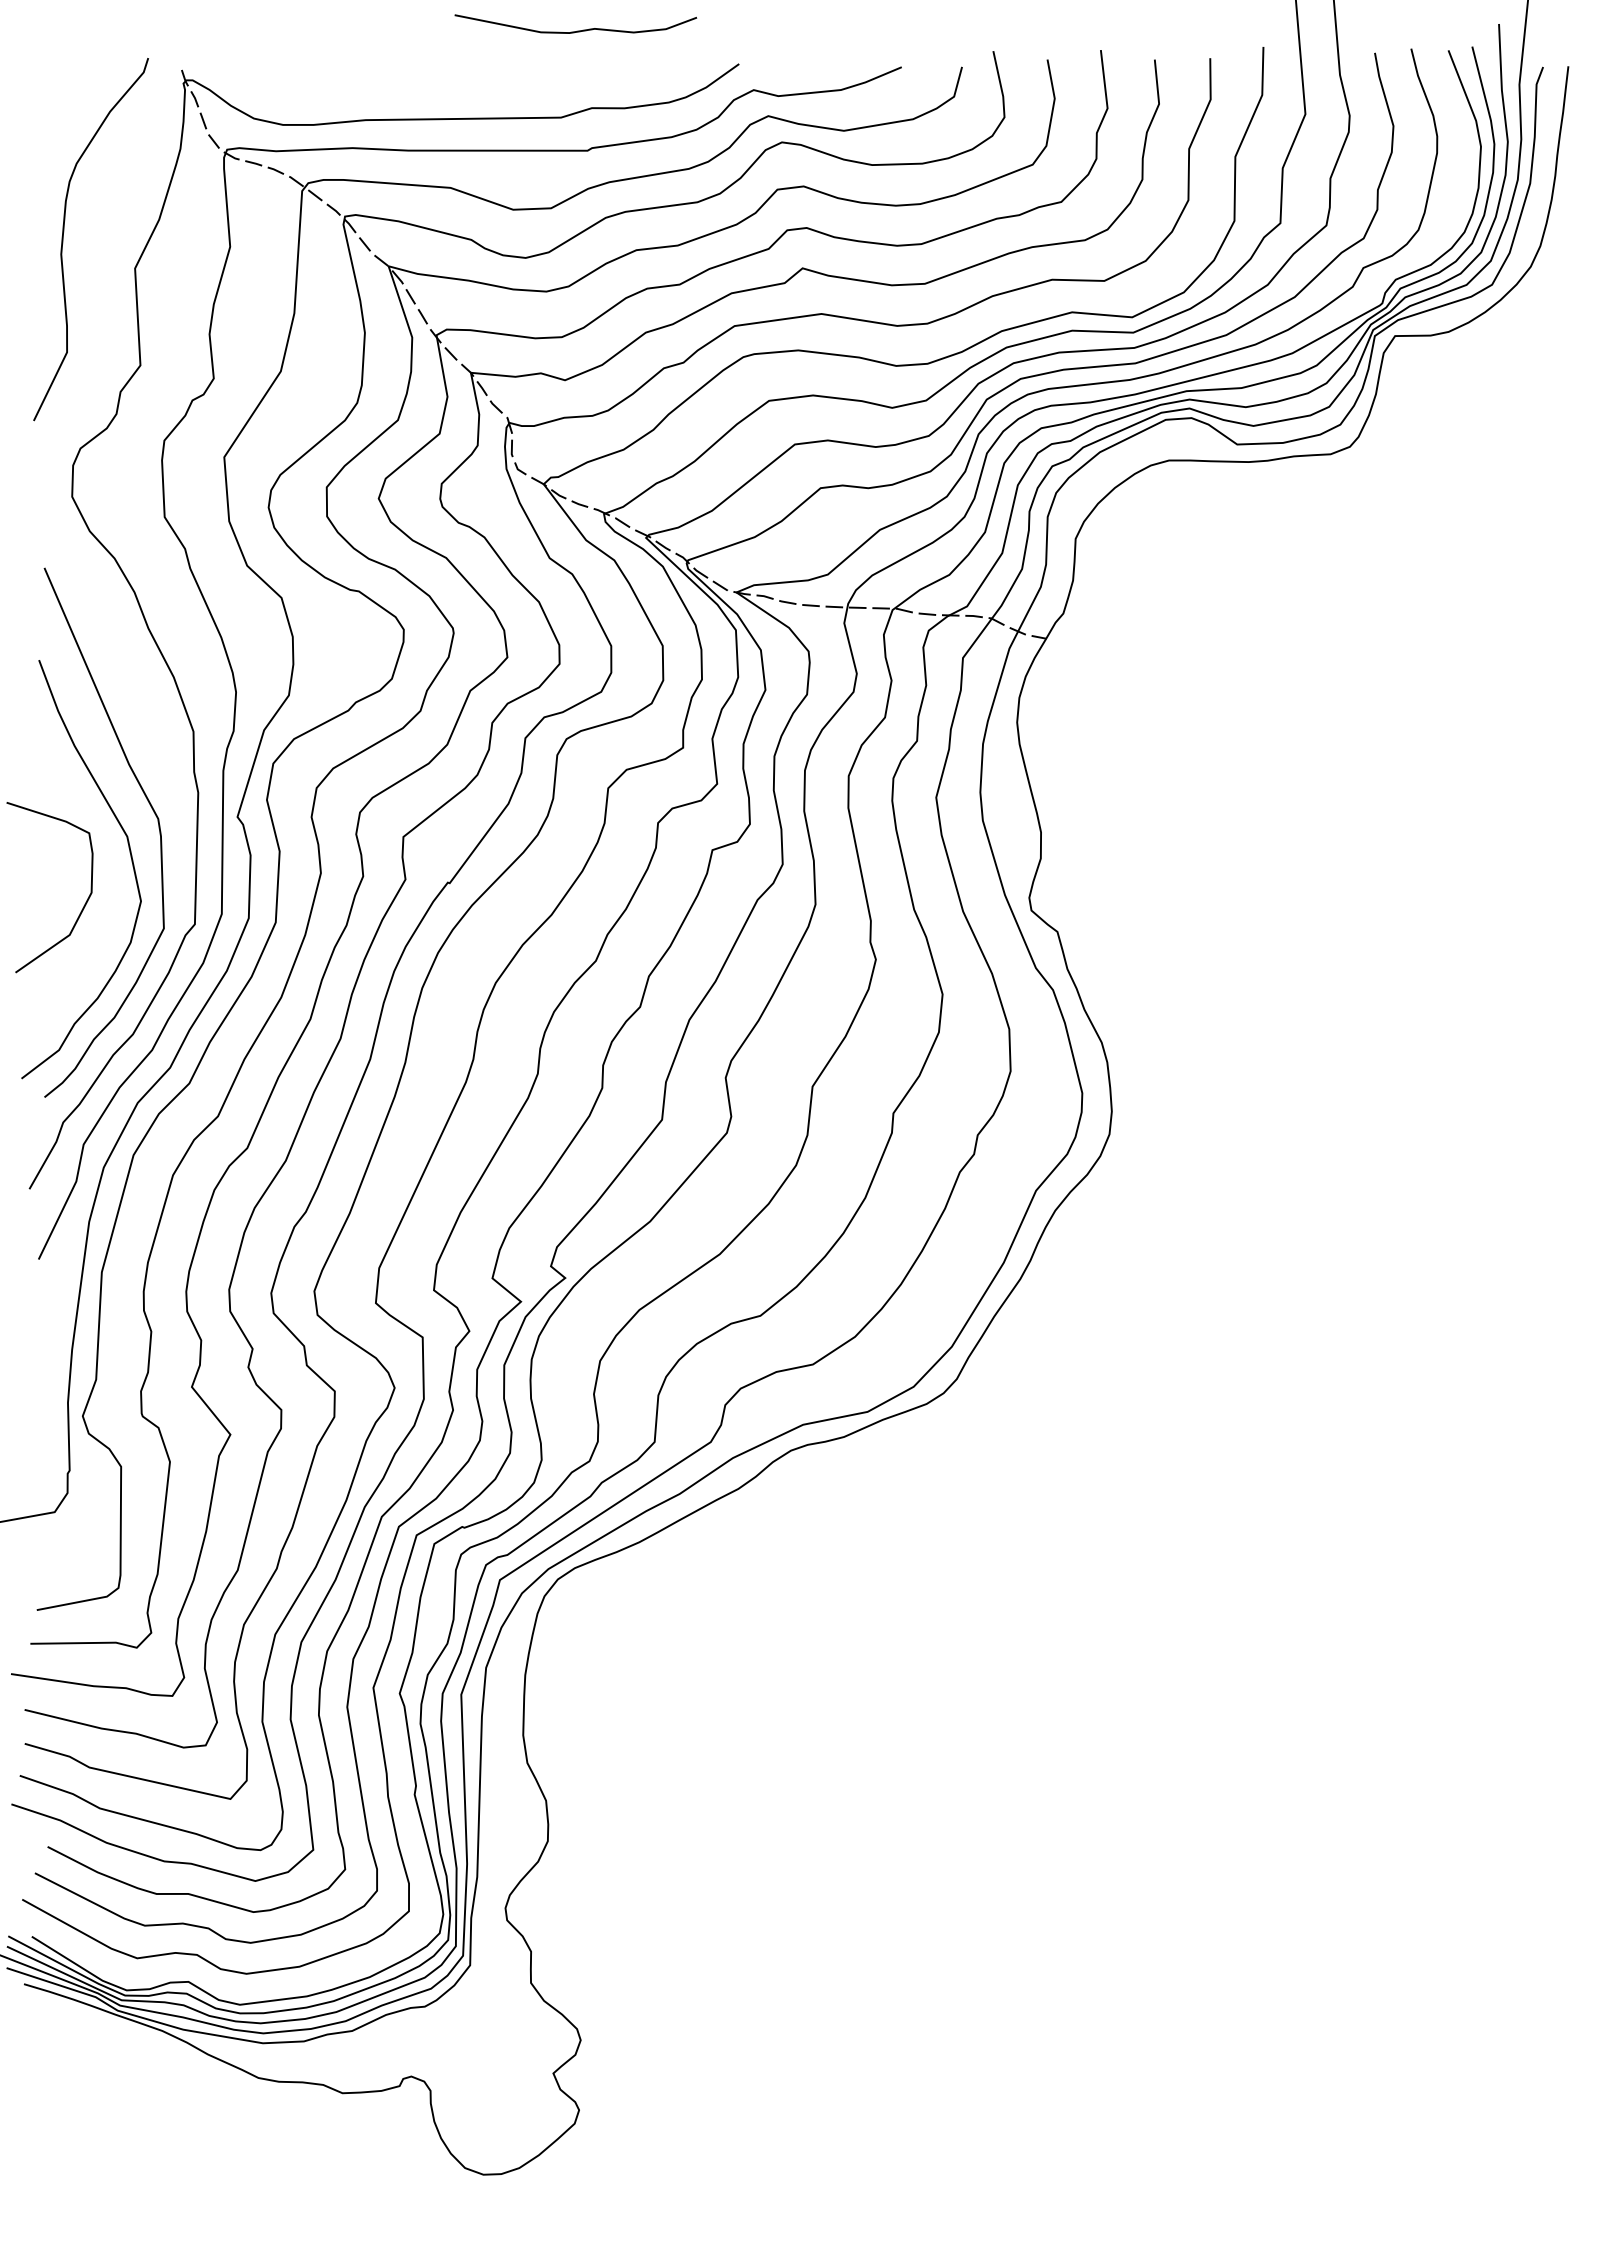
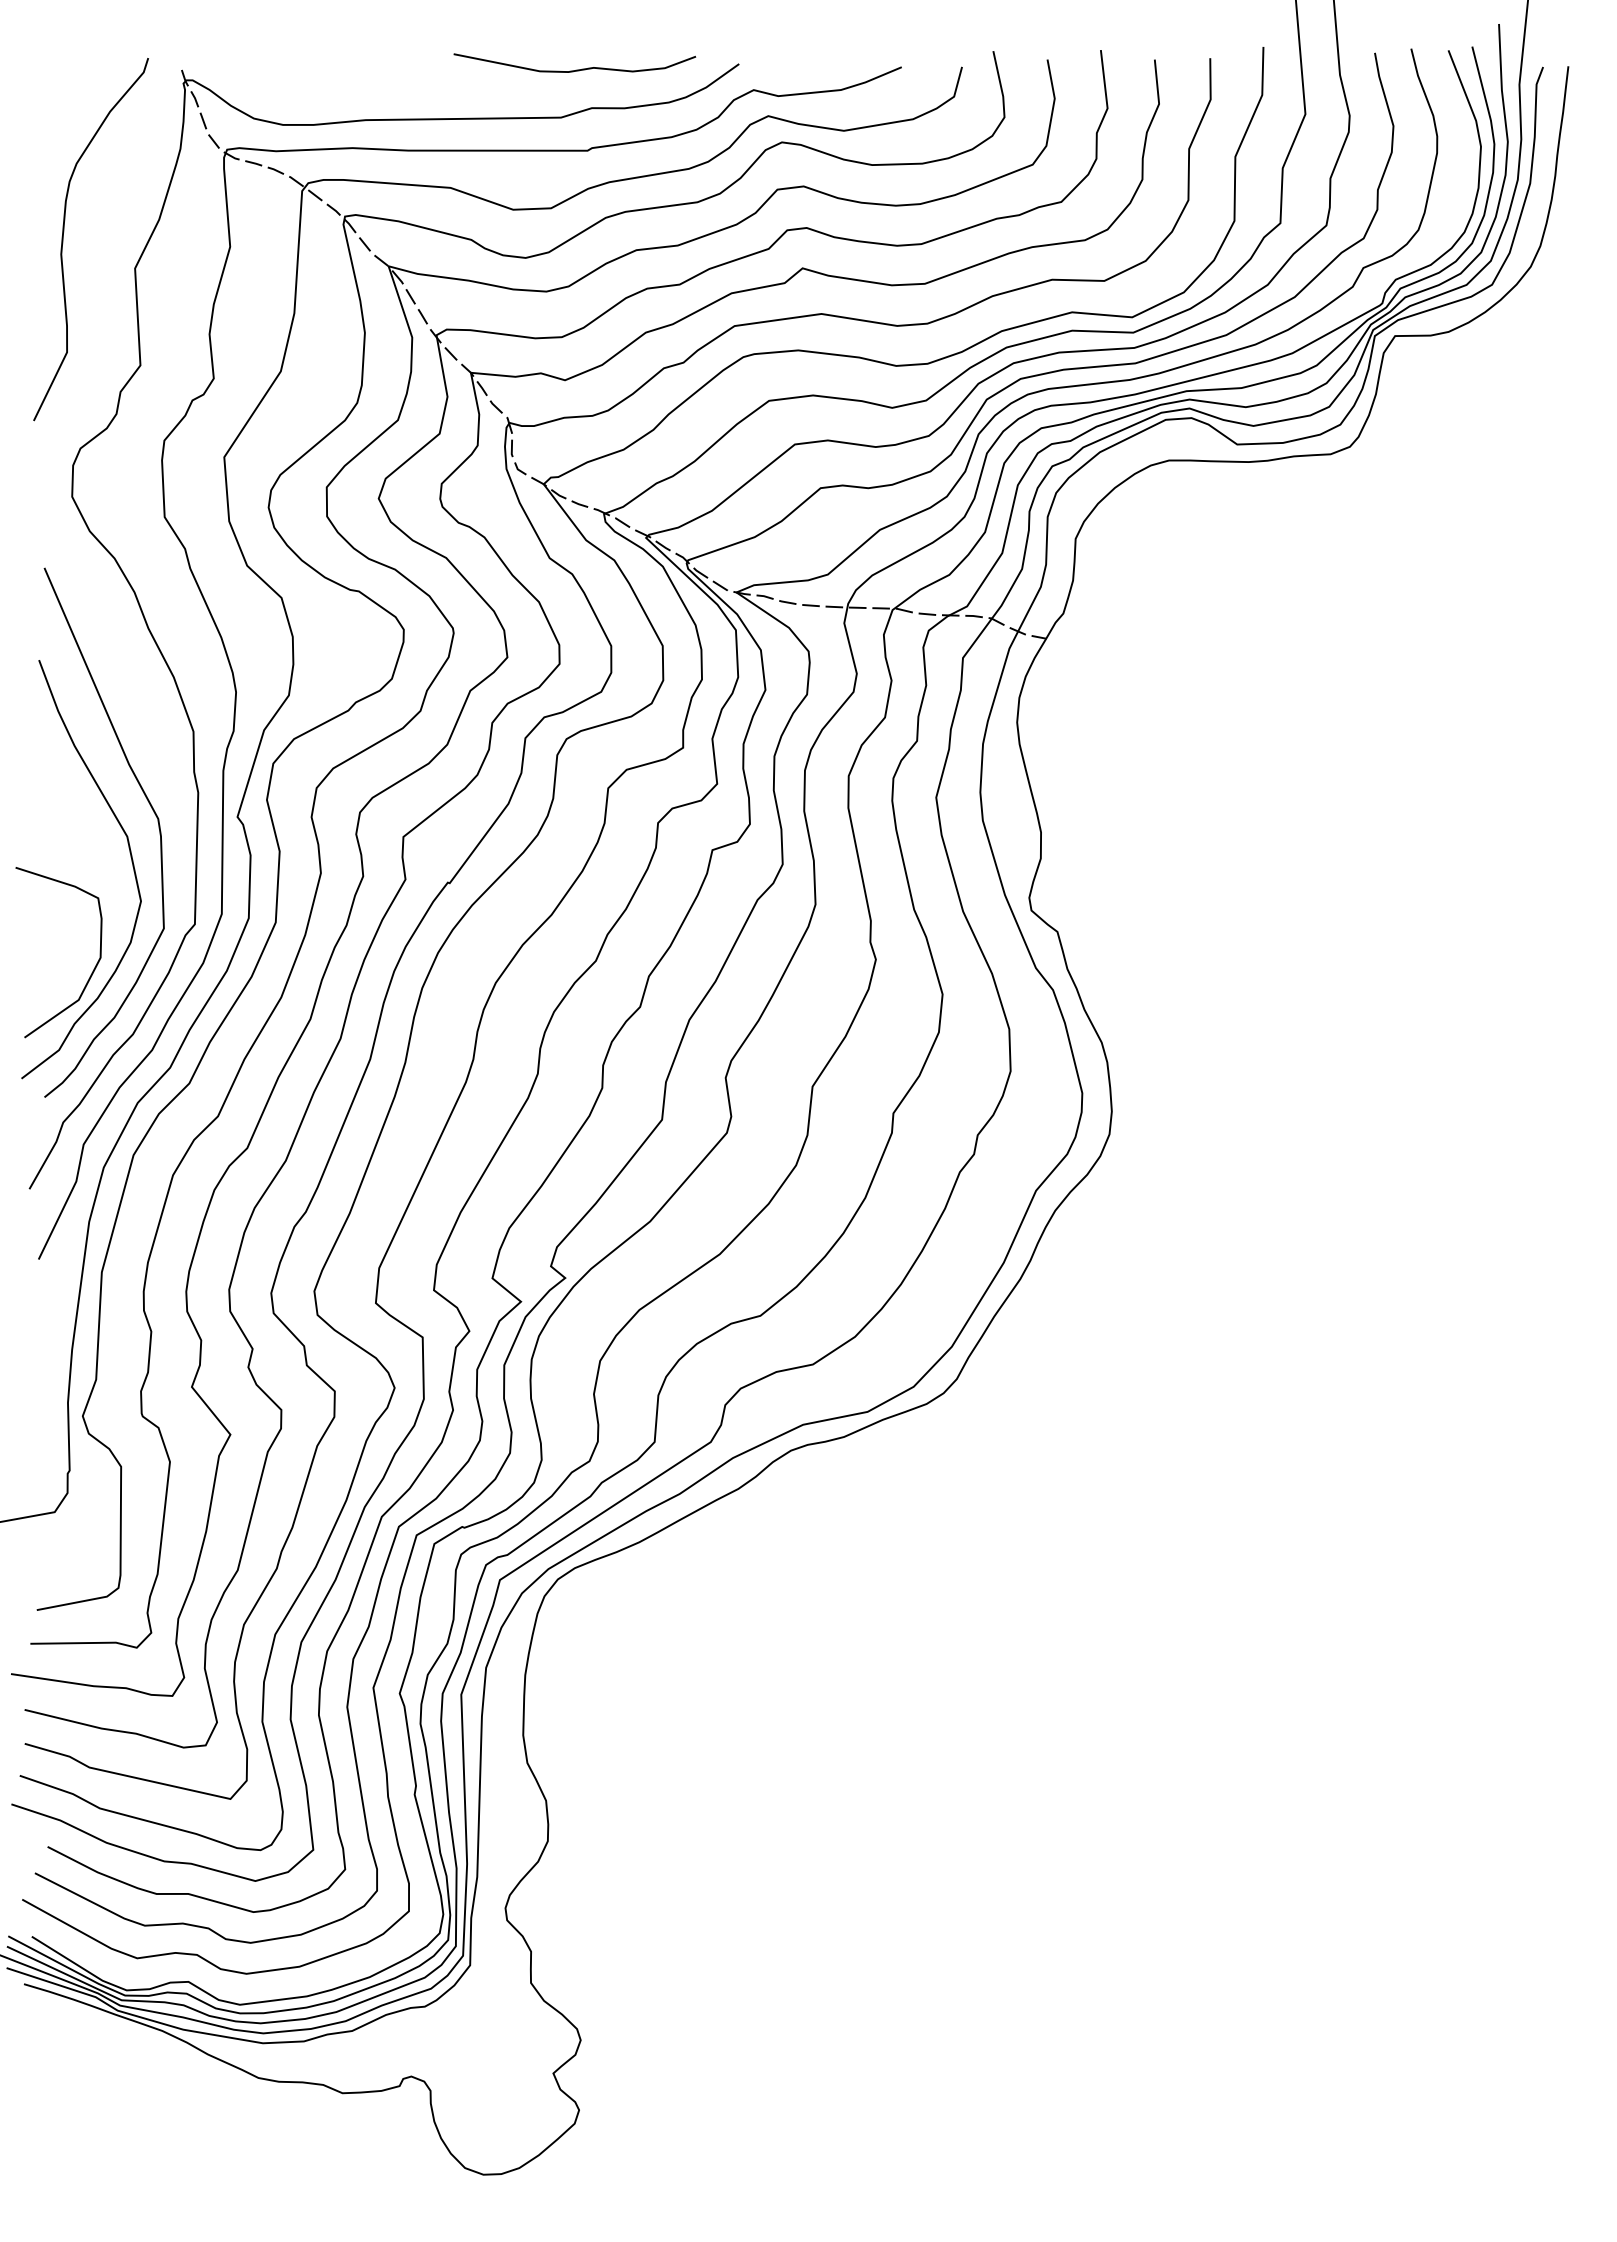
curve position: (577, 30) -> (576, 69) (576, 69)
curve position: (82, 907) -> (91, 972) (91, 972)
